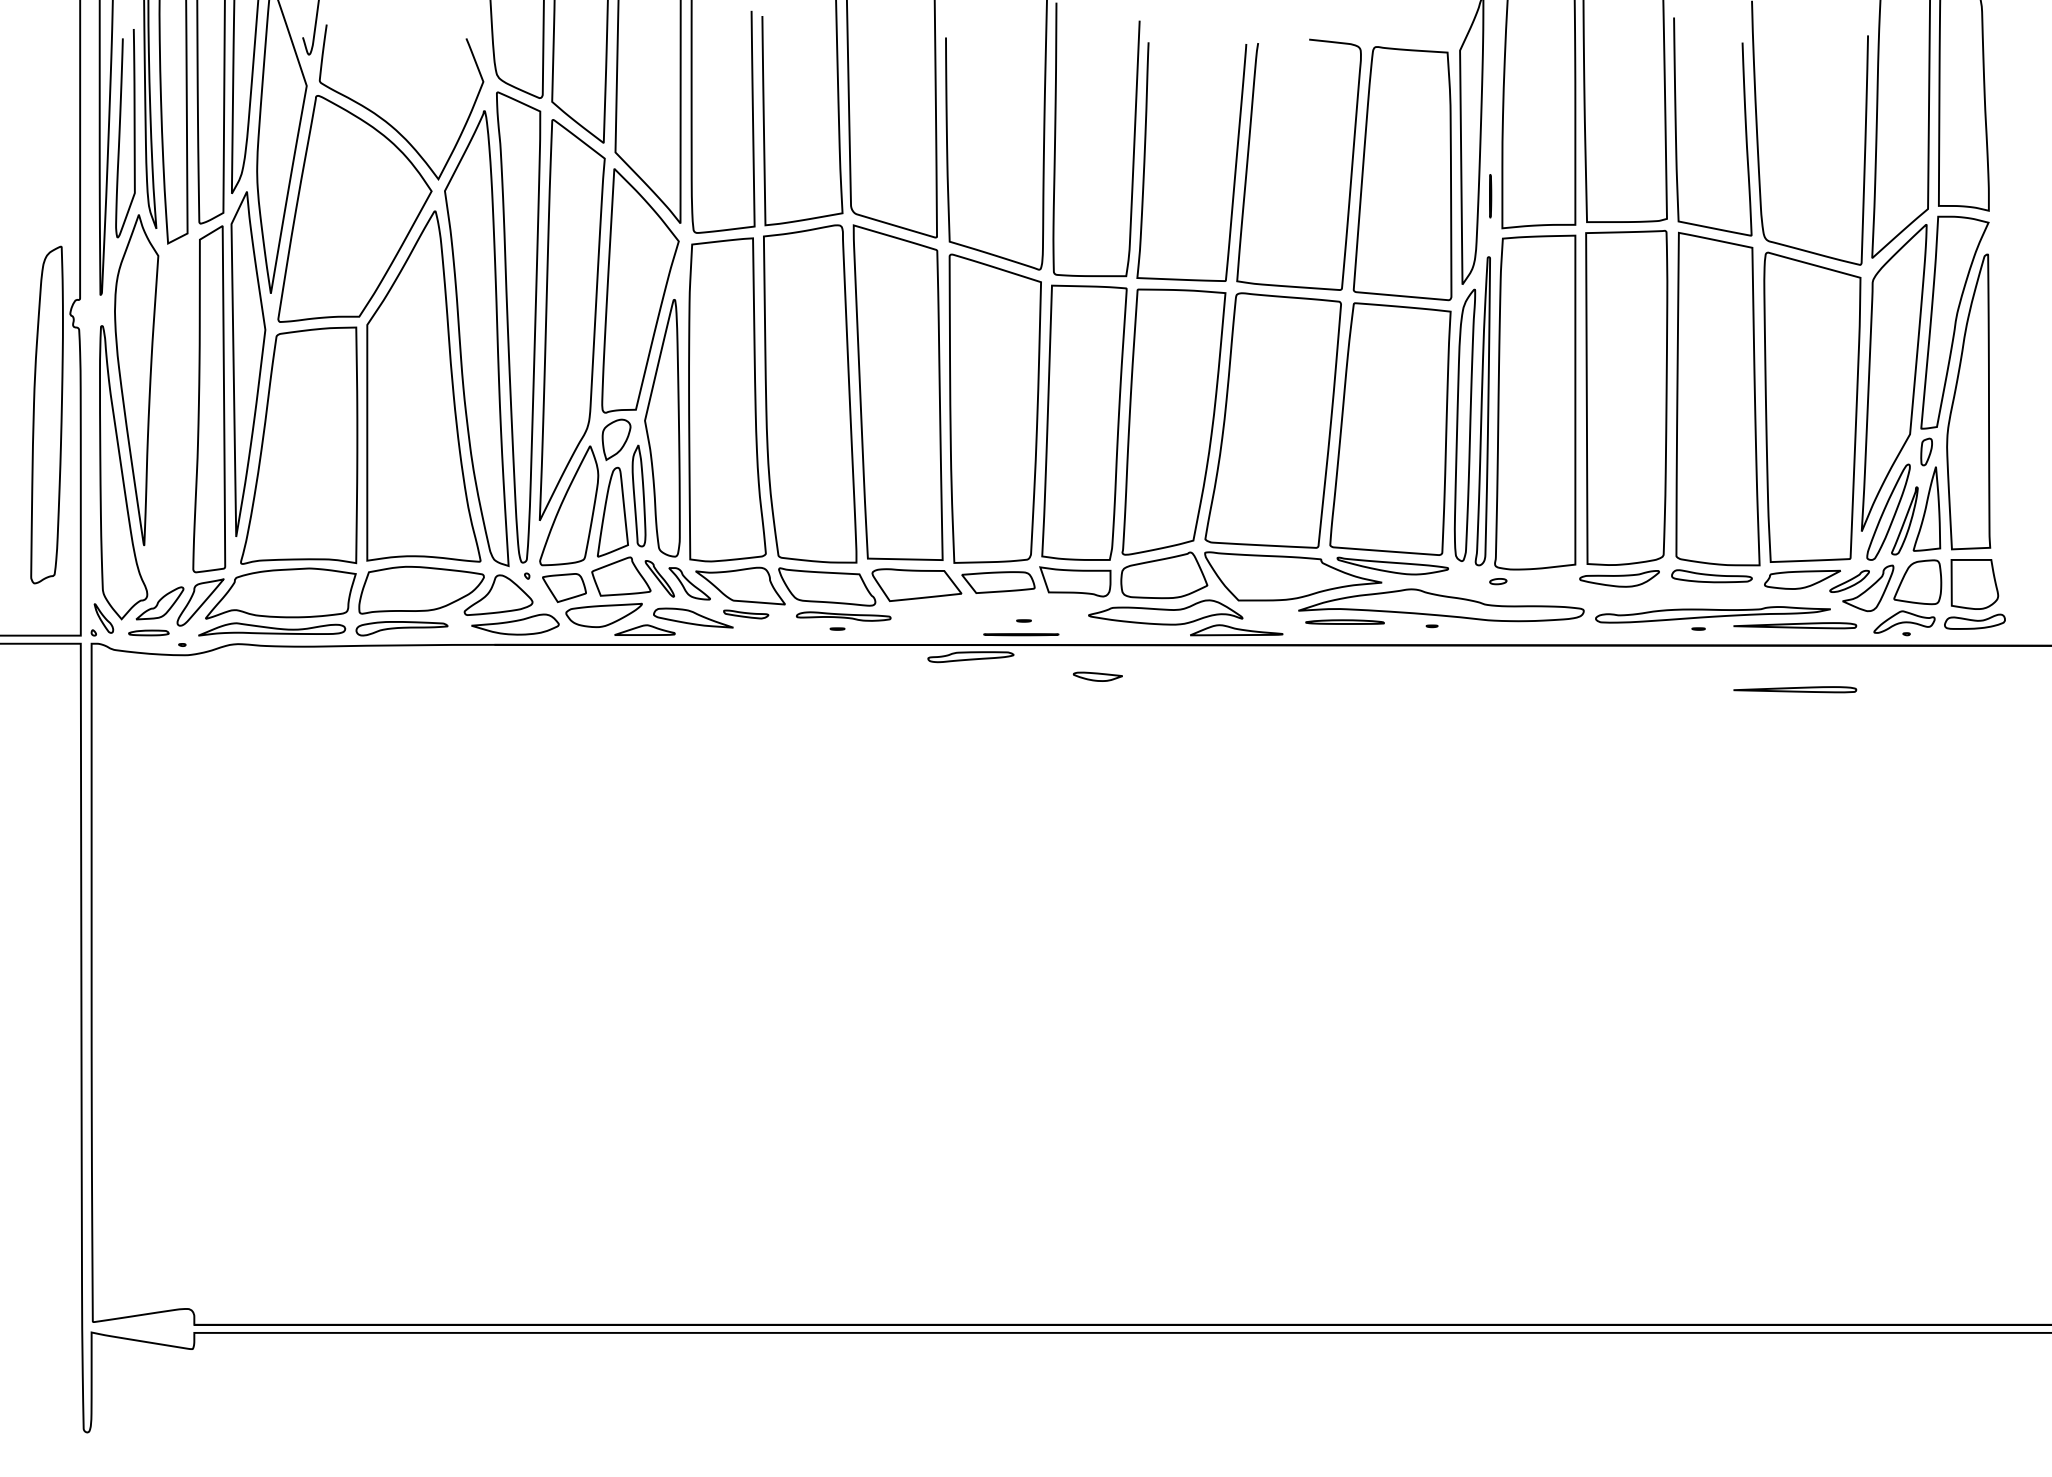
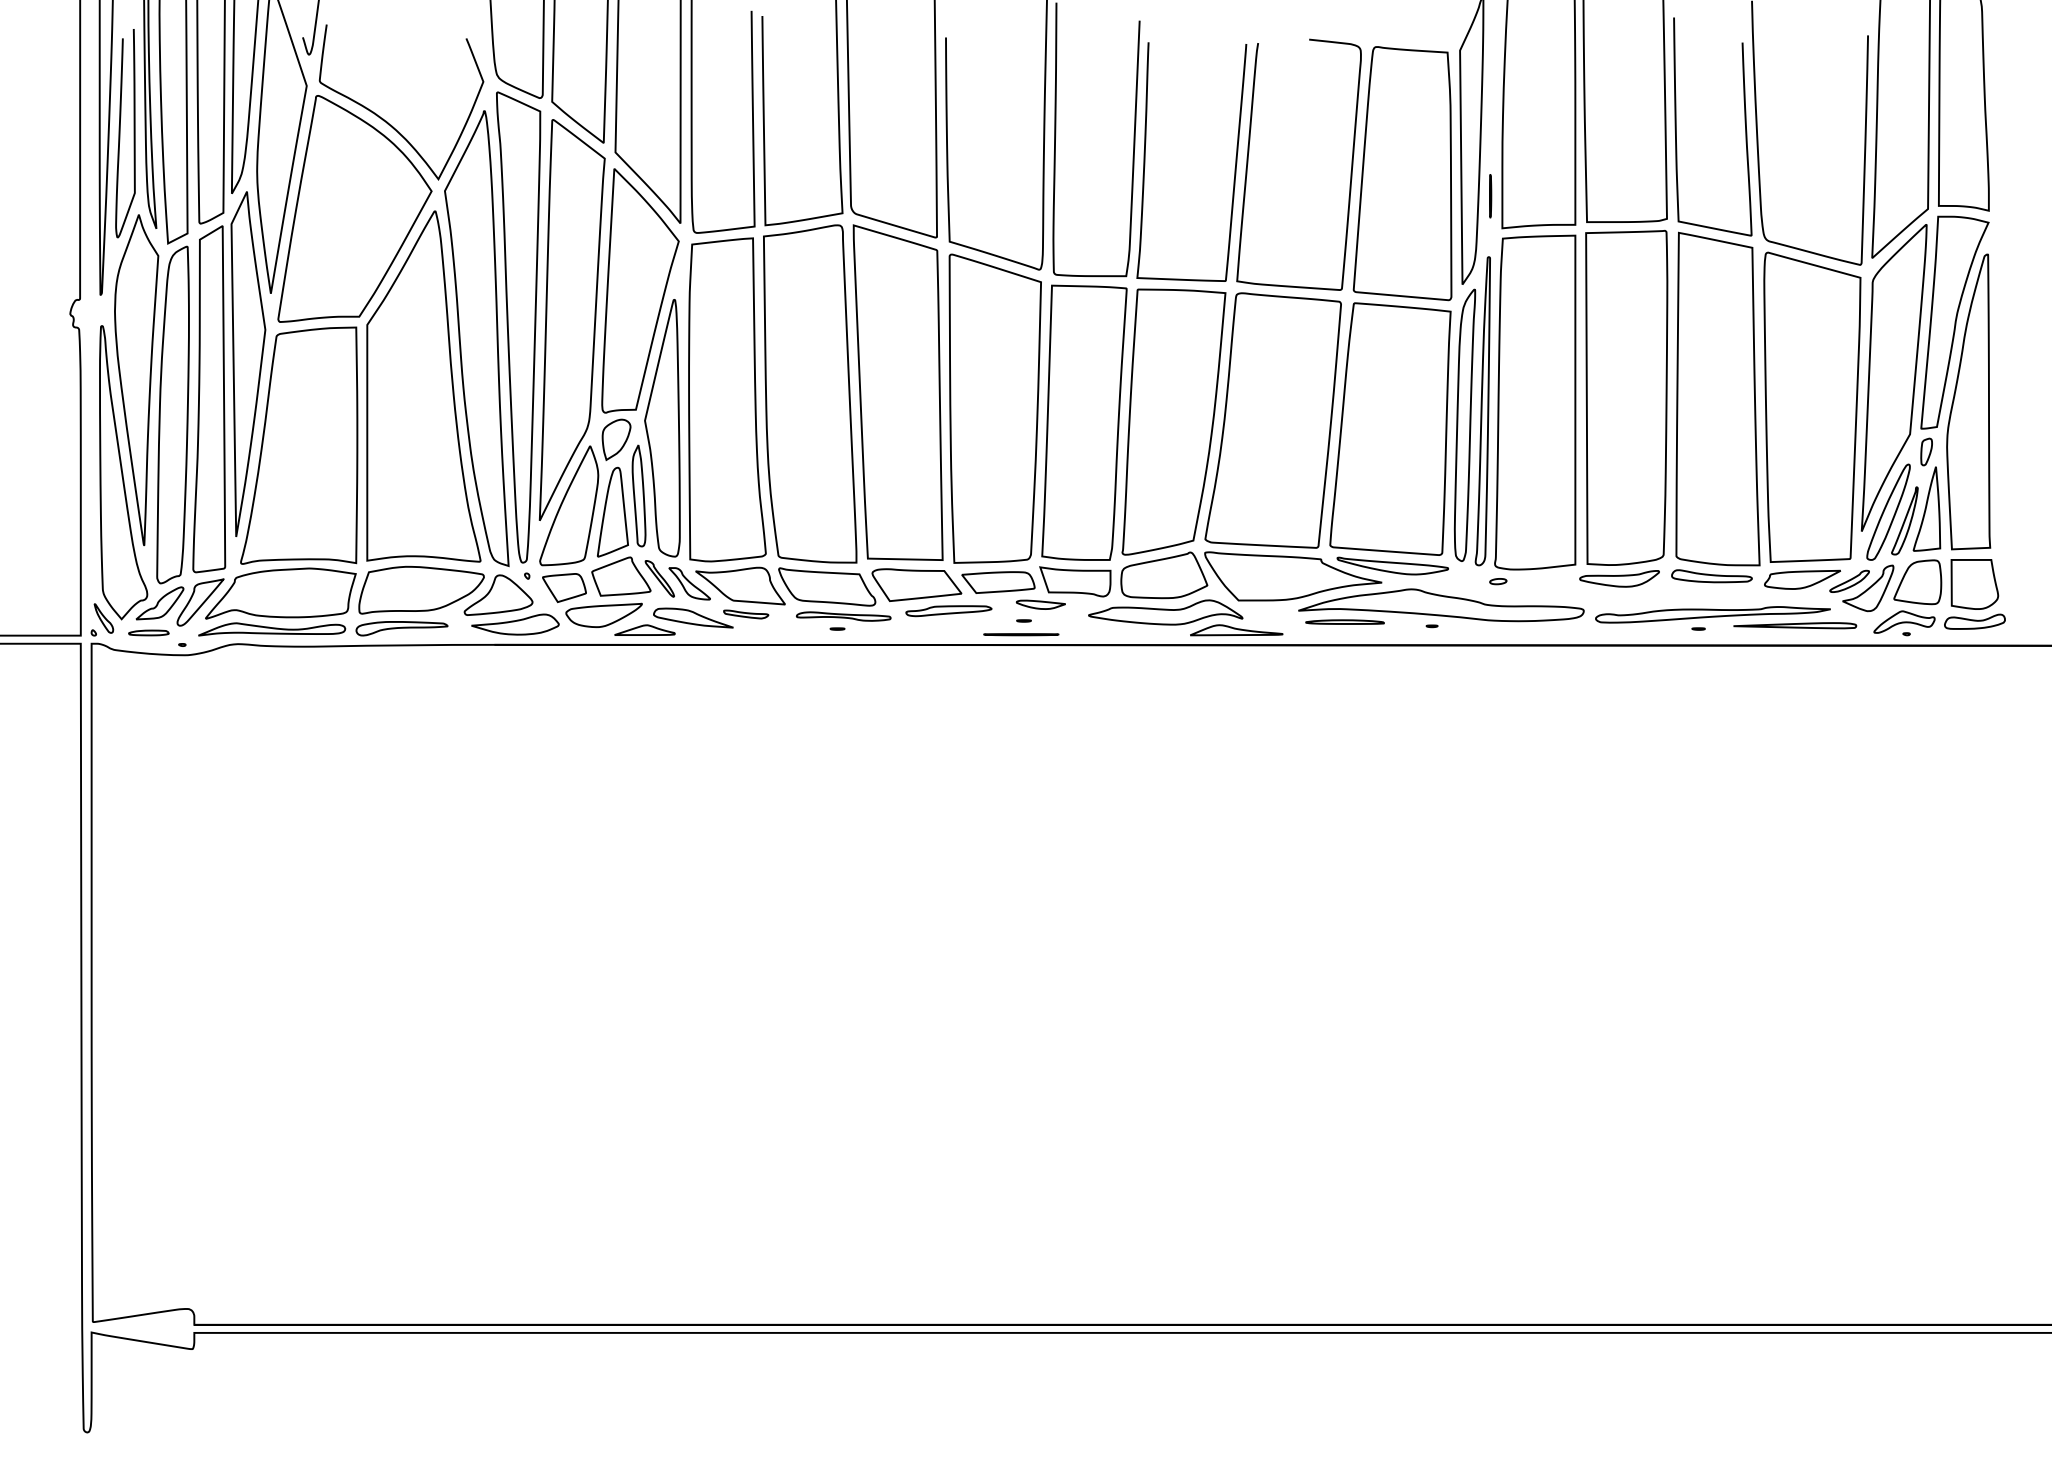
part position: (46, 414) -> (172, 414) (172, 414)
part position: (970, 657) -> (948, 611) (948, 611)
part position: (1097, 676) -> (1040, 604) (1040, 604)
part: present -> none (1795, 689)
